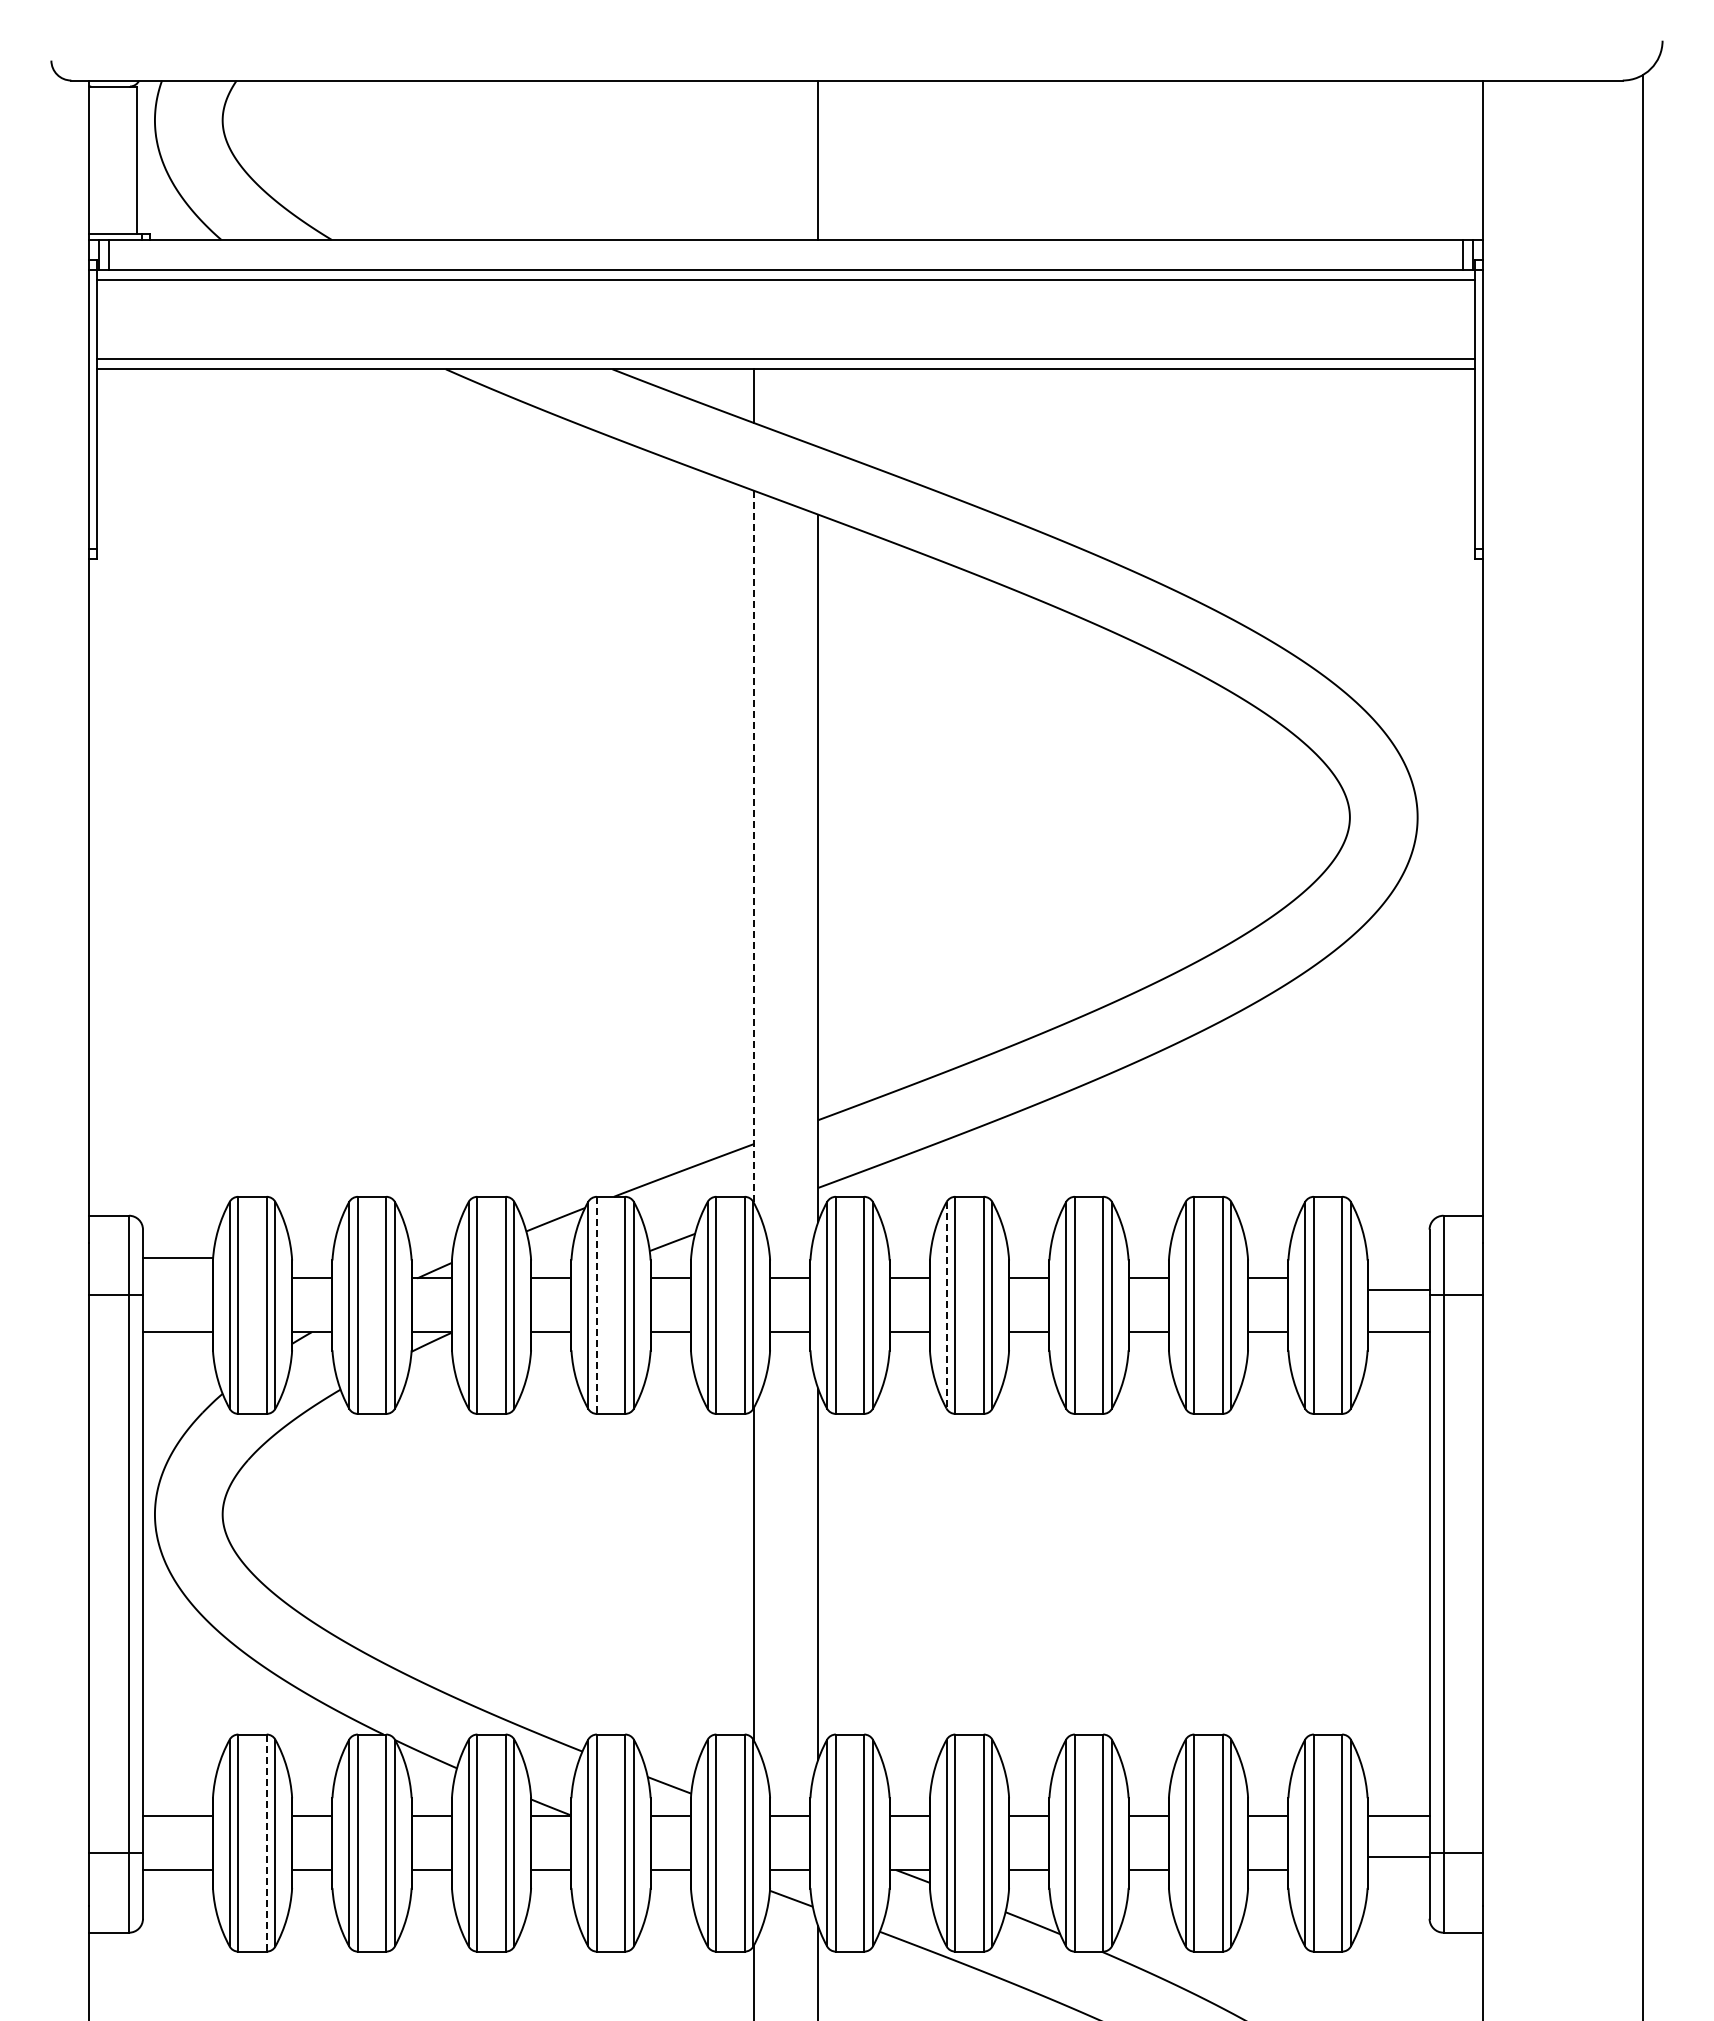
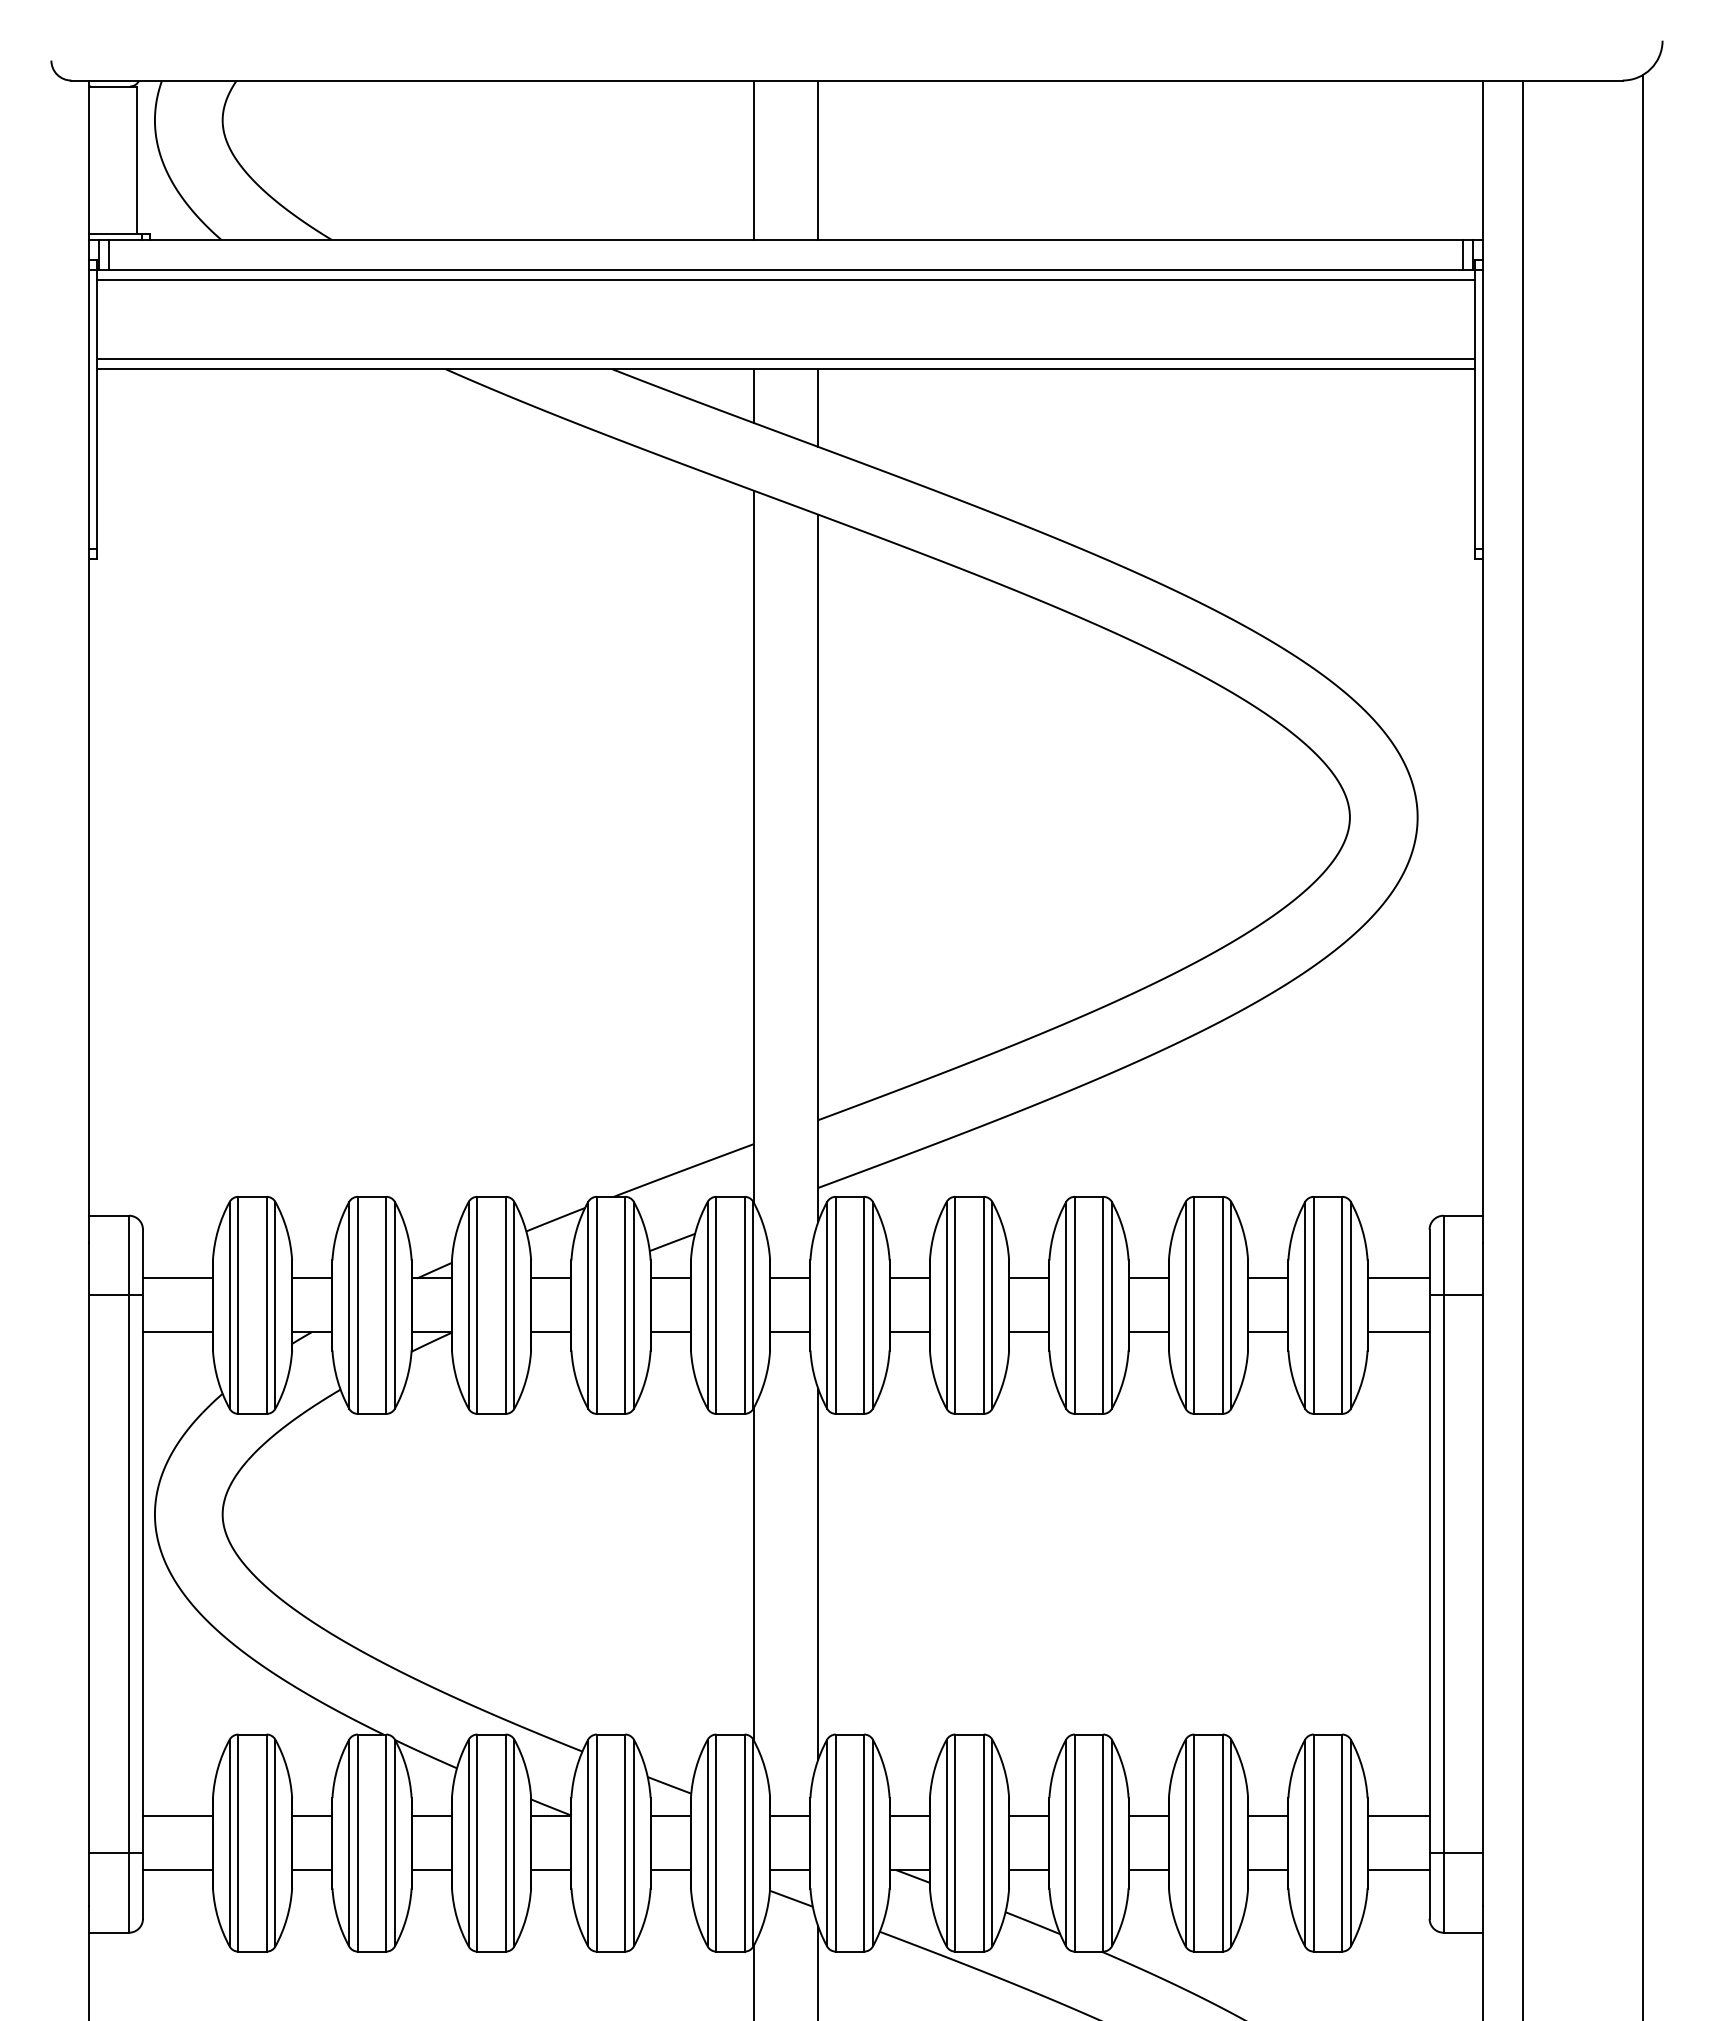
line: none -> present (754, 159)
line: none -> present (818, 407)
line: dashed -> solid (754, 847)
line: none -> present (1523, 1048)
line position: (177, 1258) -> (177, 1278) (177, 1278)
line position: (1398, 1290) -> (1398, 1278) (1398, 1278)
line: dashed -> solid (596, 1305)
line: dashed -> solid (946, 1305)
line: dashed -> solid (266, 1843)
line position: (1398, 1856) -> (1398, 1869) (1398, 1869)
